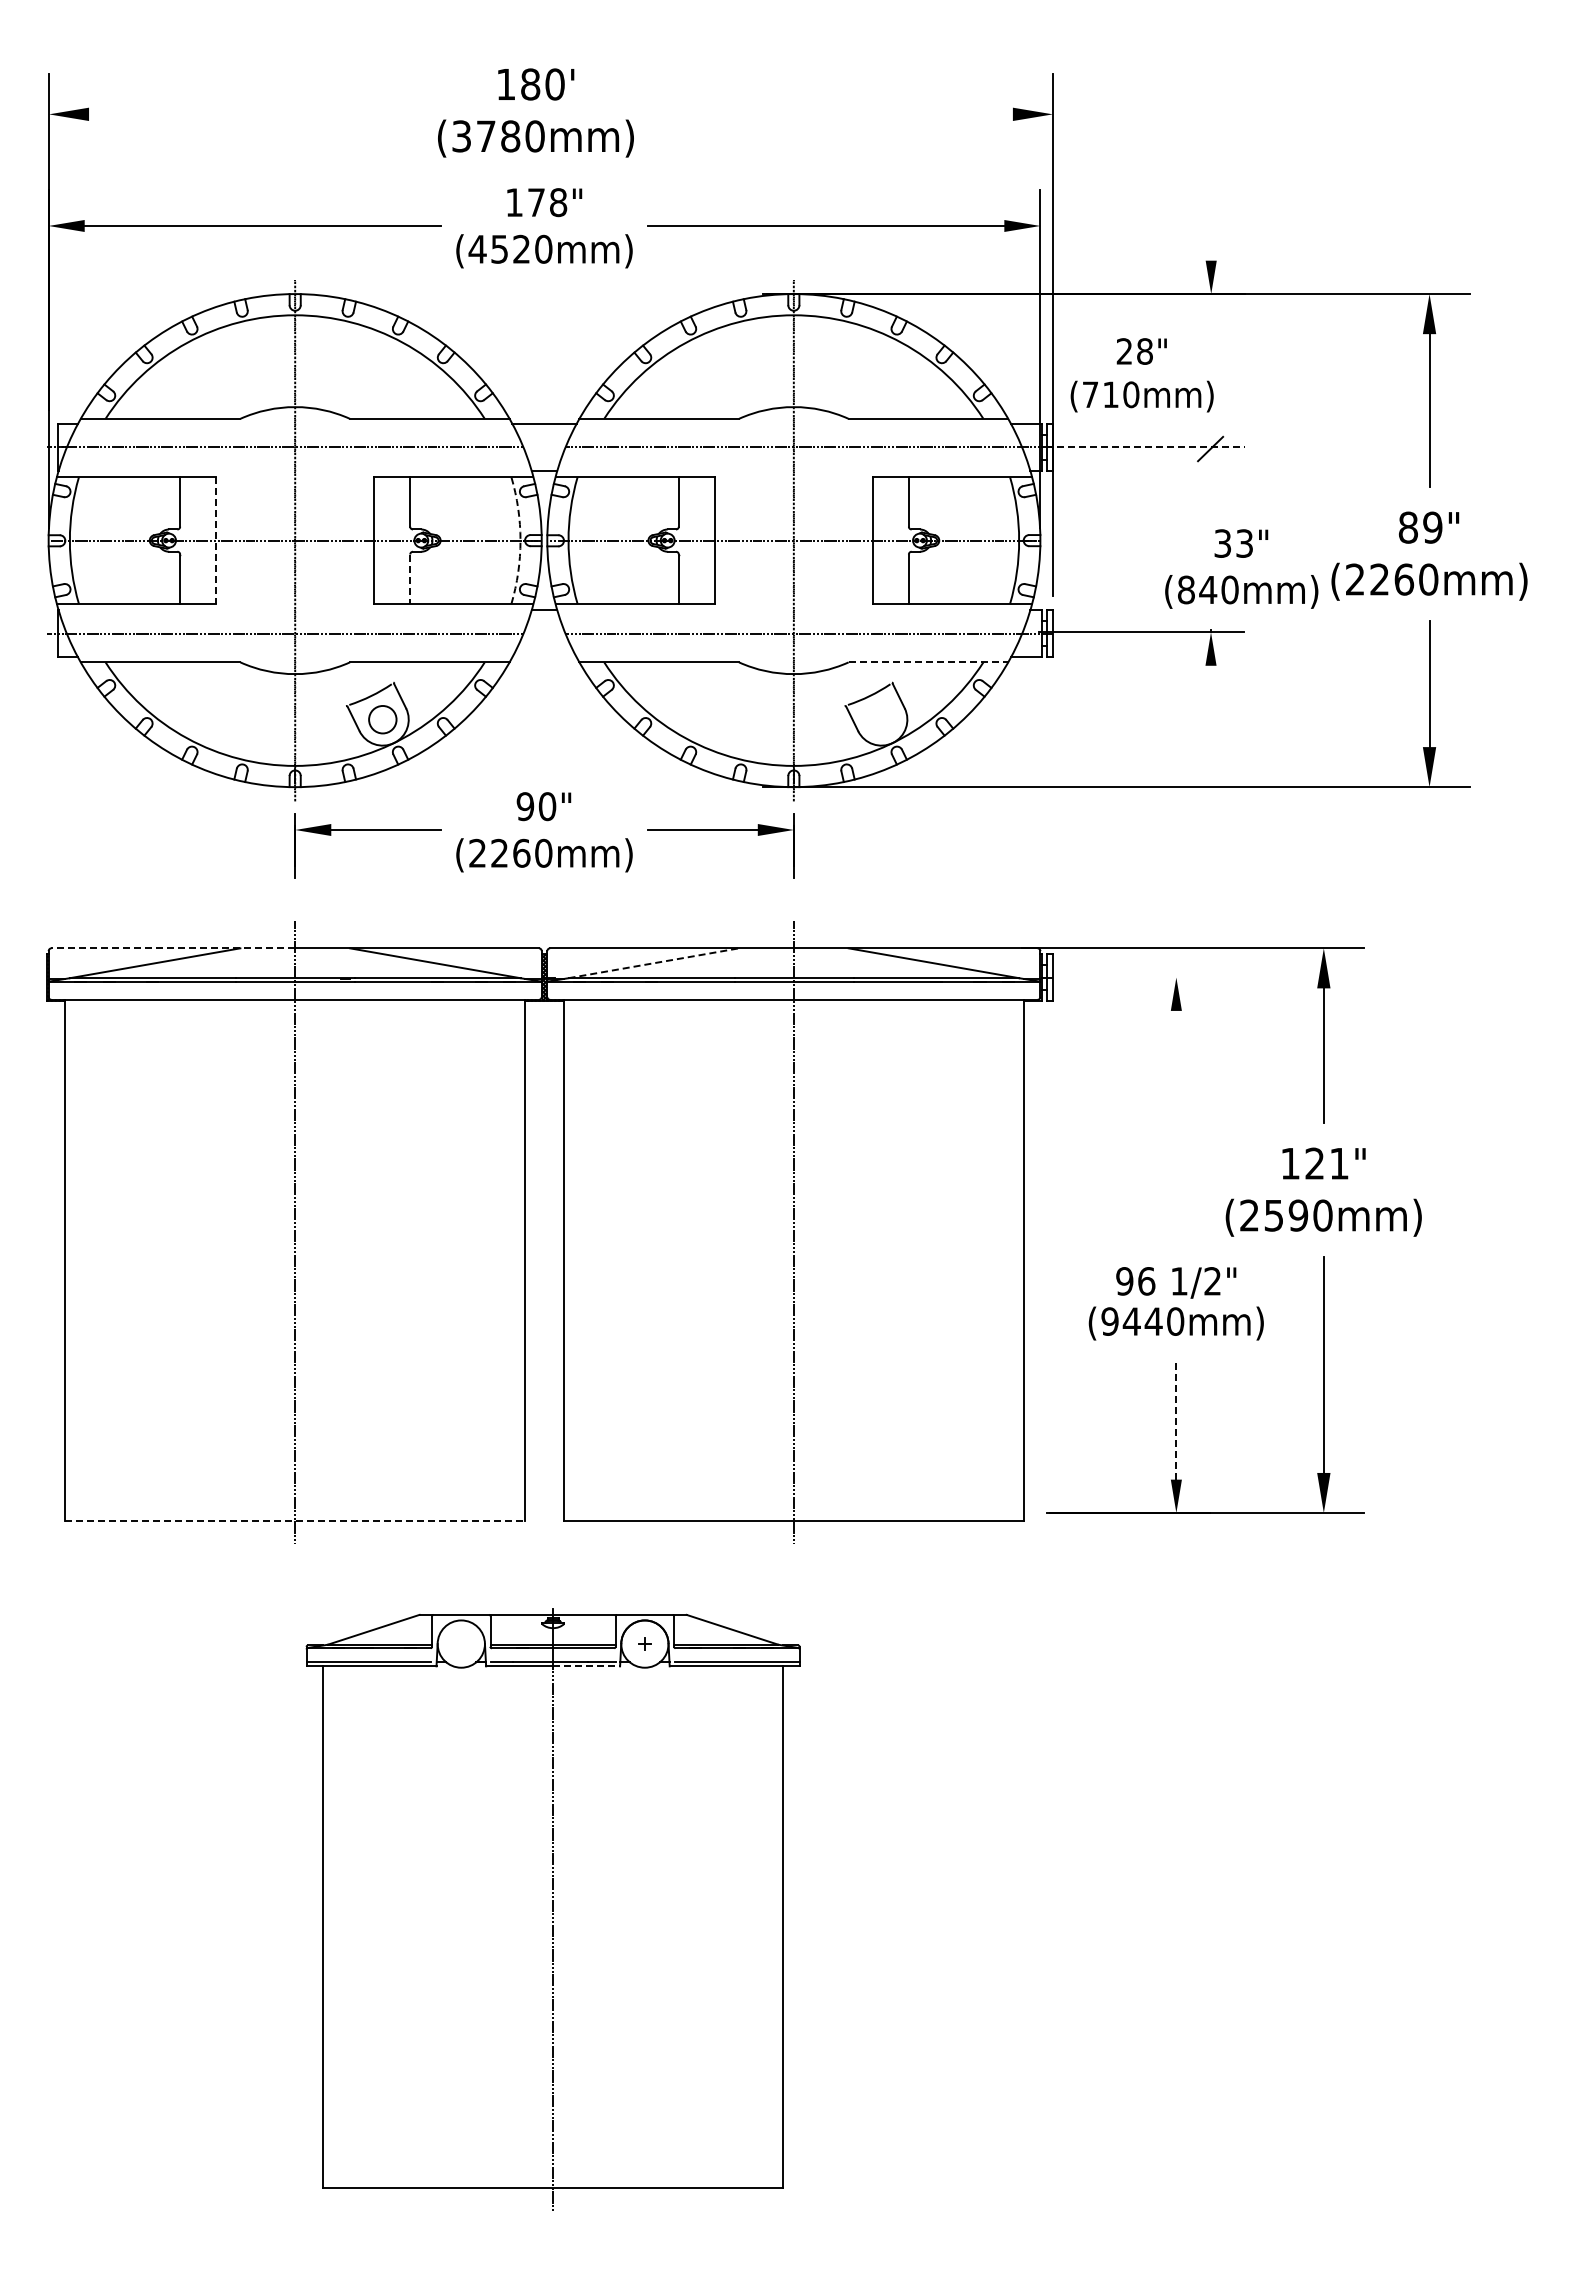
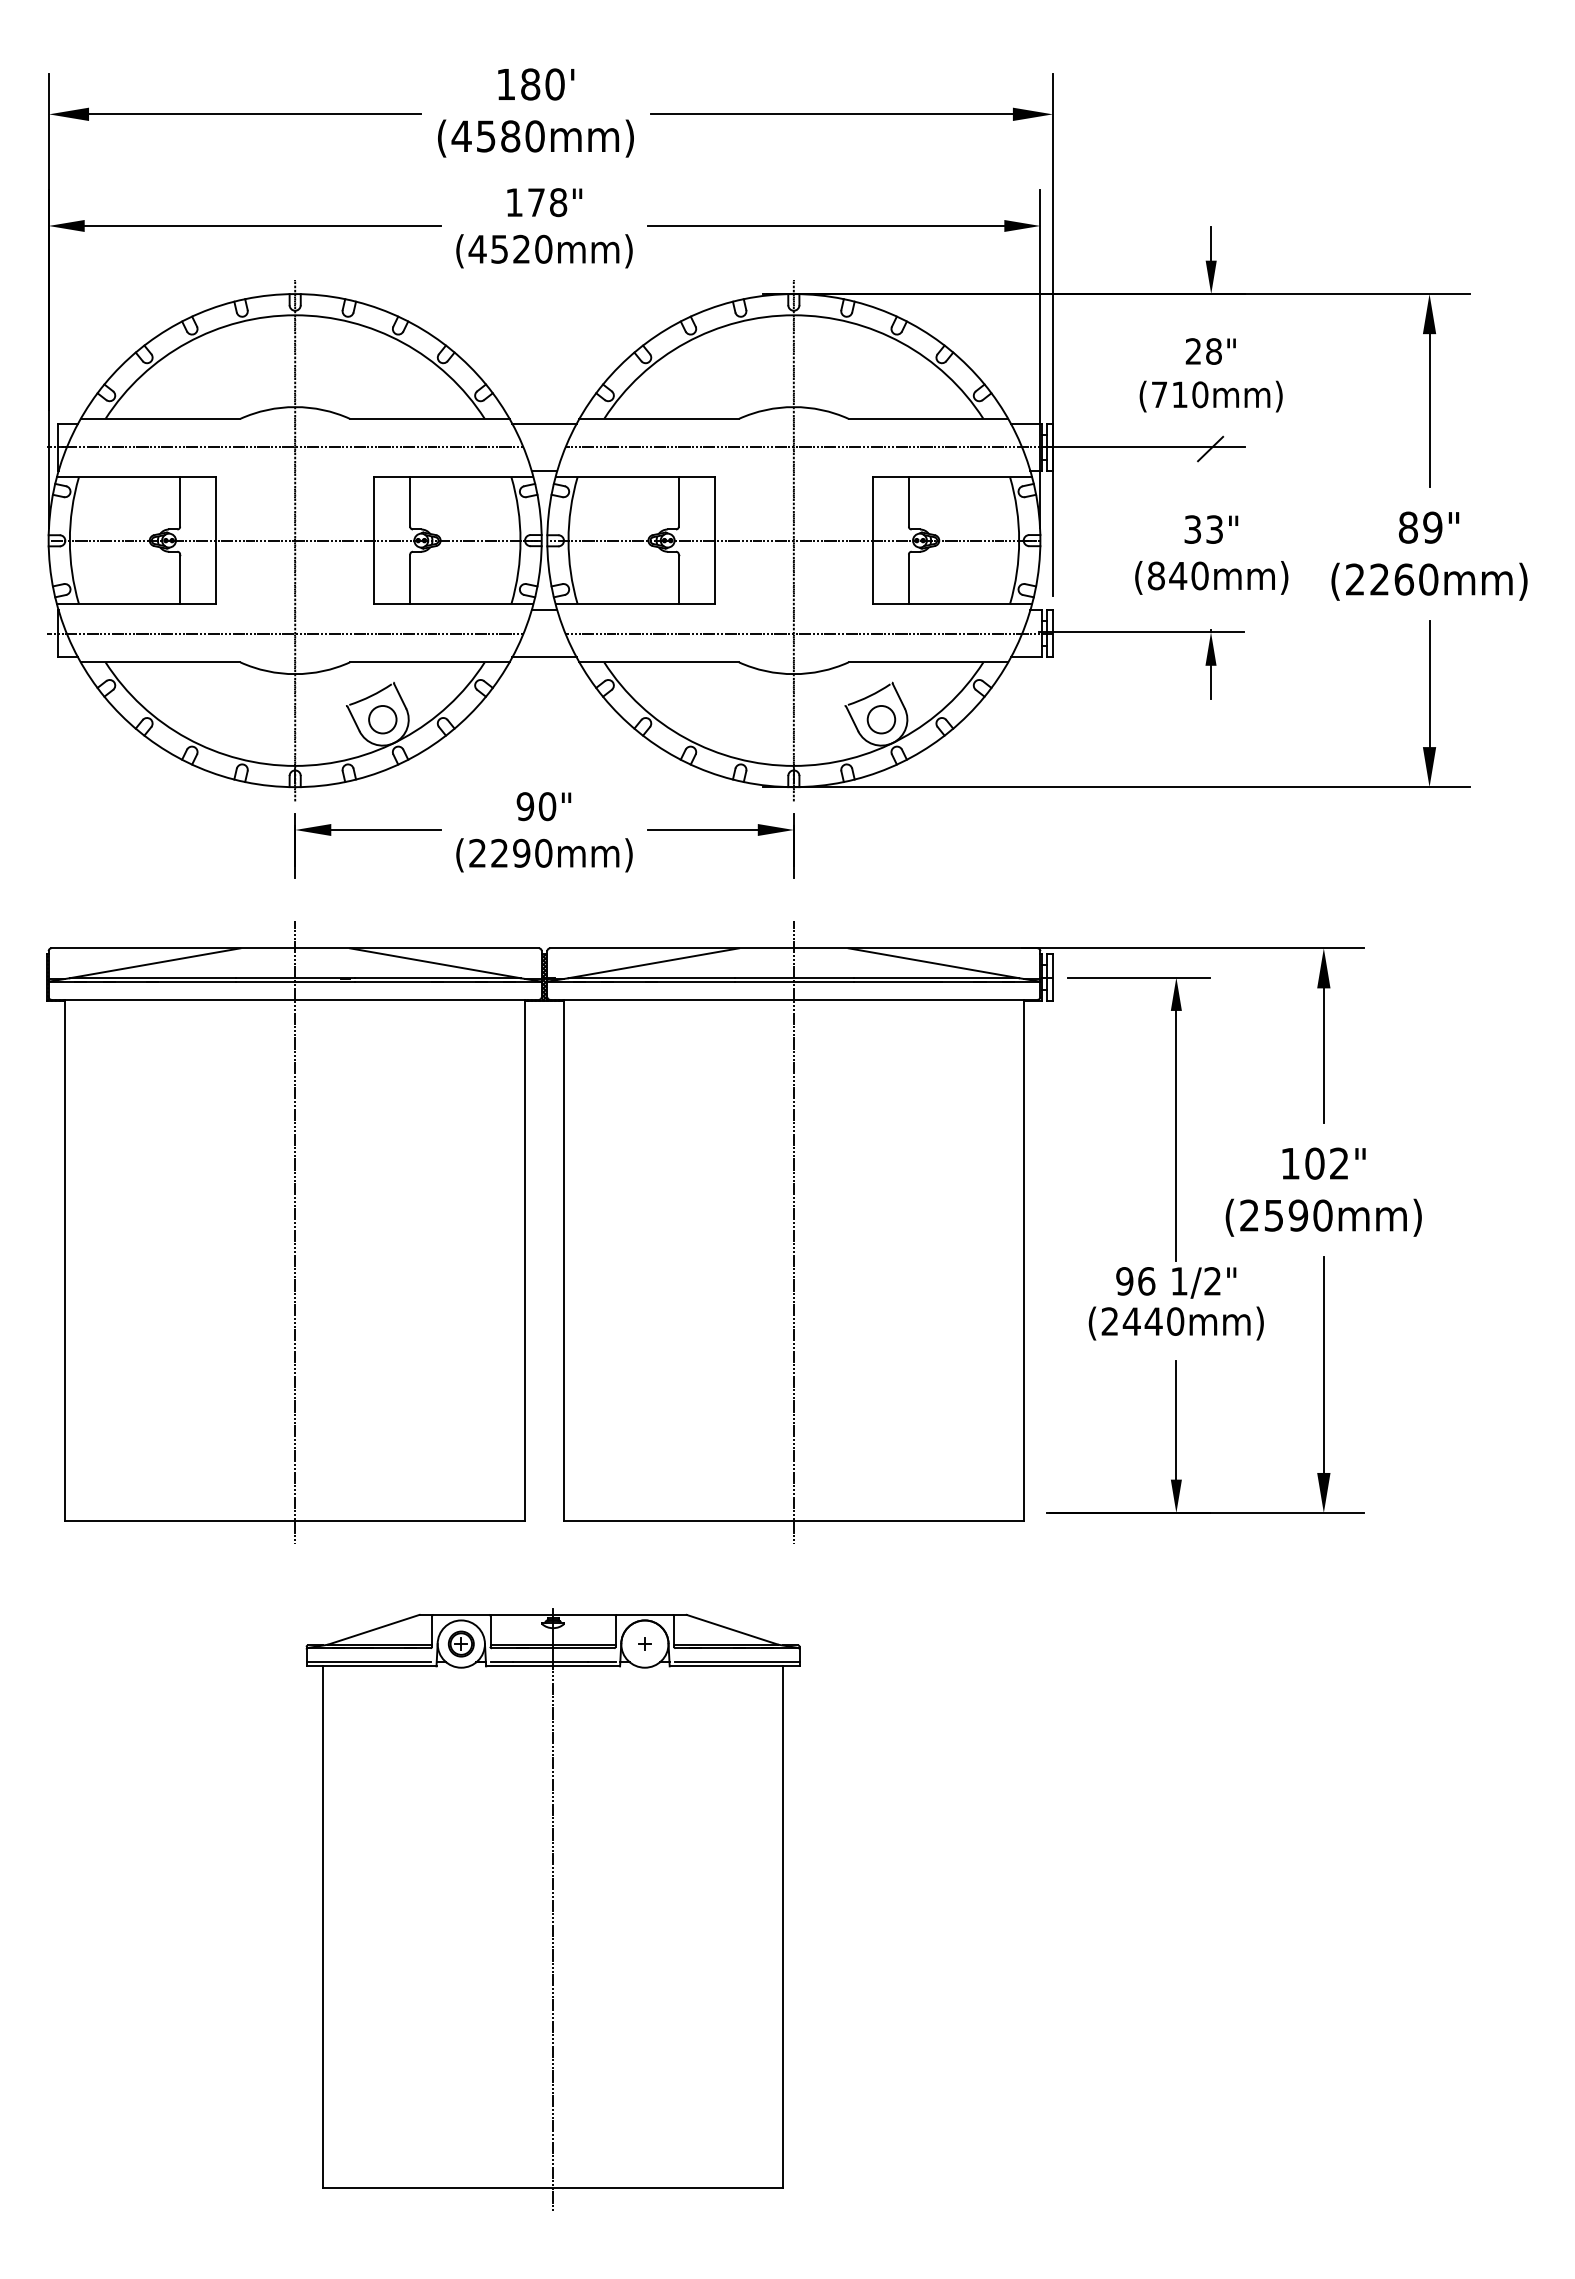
line: none -> present (248, 114)
line: none -> present (831, 114)
text: (3780mm) -> (4580mm) (473, 136)
line: none -> present (1211, 243)
text position: (1141, 375) -> (1210, 375) (1210, 375)
line: dashed -> solid (1146, 447)
arc: dashed -> solid (520, 540)
line: dashed -> solid (216, 541)
text position: (1241, 568) -> (1211, 554) (1211, 554)
line: dashed -> solid (410, 579)
line: none -> present (544, 657)
line: dashed -> solid (928, 662)
line: none -> present (1211, 682)
circle: none -> present (881, 719)
text: (2260mm) -> (2290mm) (521, 852)
line: dashed -> solid (173, 948)
line: dashed -> solid (653, 963)
line: none -> present (1138, 977)
line: none -> present (1176, 1135)
text: 121" -> 102" (1326, 1163)
text: (9440mm) -> (2440mm) (1109, 1321)
line: dashed -> solid (1176, 1419)
line: dashed -> solid (295, 1521)
part: none -> present (460, 1643)
line: dashed -> solid (587, 1666)
